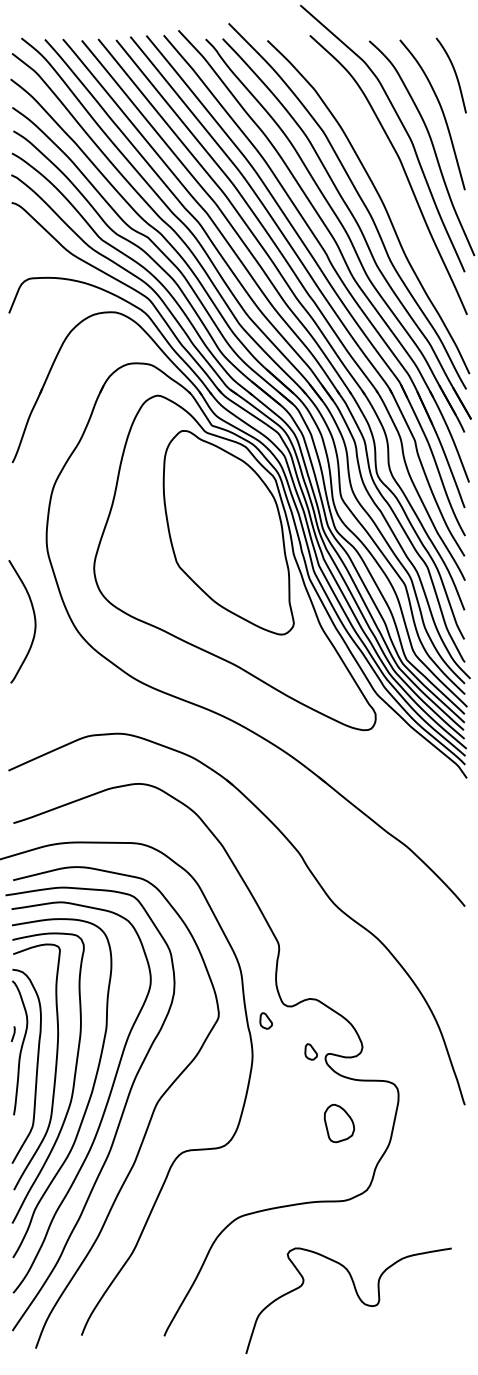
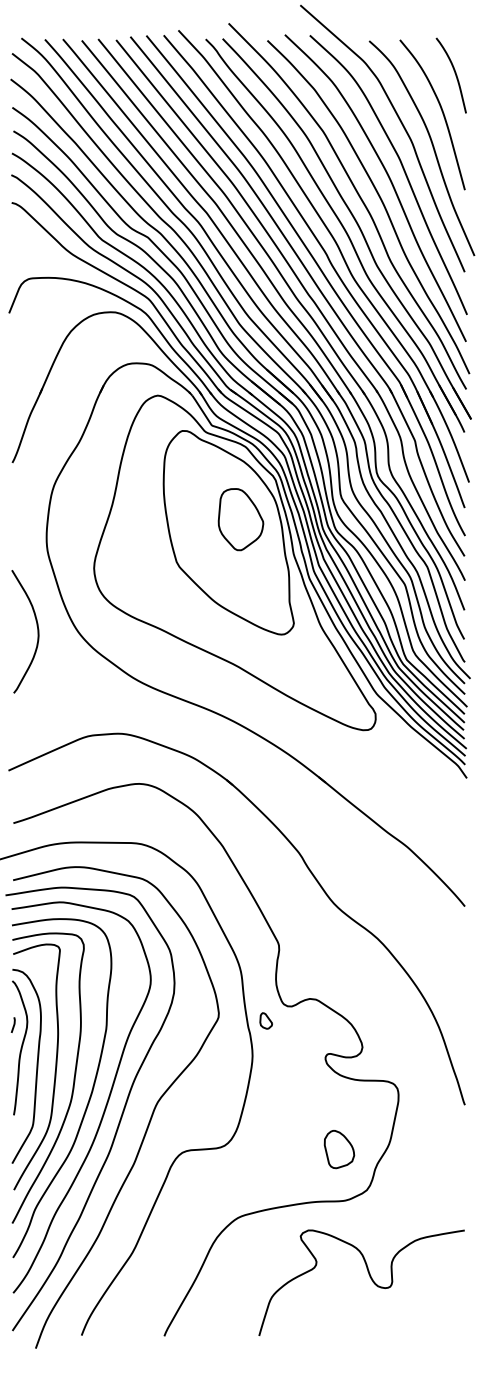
curve: none -> present (389, 180)
part: none -> present (240, 519)
curve position: (34, 621) -> (37, 631) (37, 631)
curve position: (13, 1033) -> (13, 1024) (13, 1024)
part: present -> none (310, 1051)
part position: (339, 1123) -> (339, 1149) (339, 1149)
curve position: (356, 1295) -> (369, 1277) (369, 1277)
